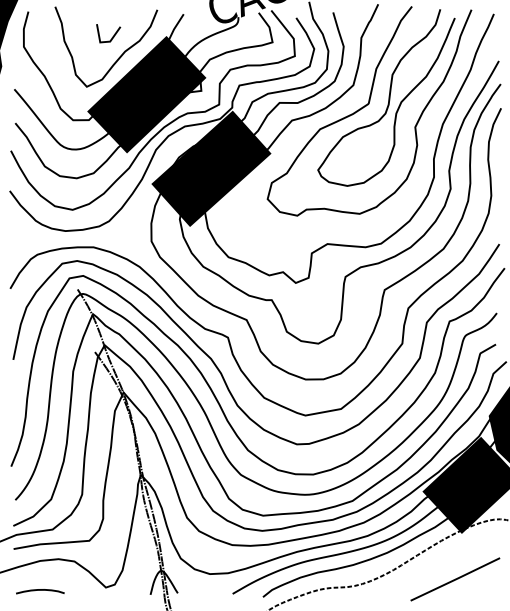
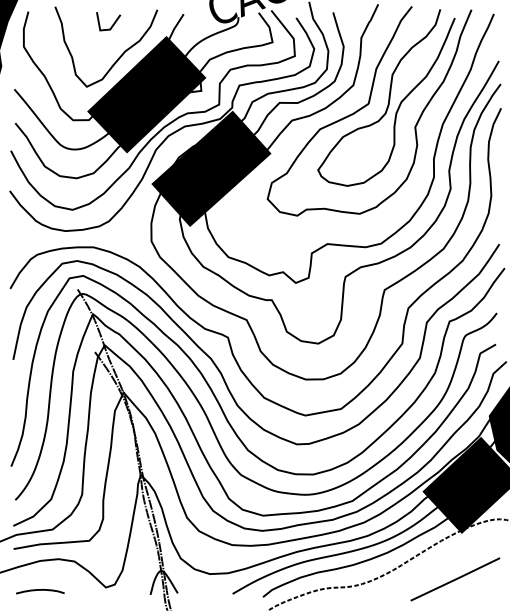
line position: (112, 36) -> (112, 24) (112, 24)
